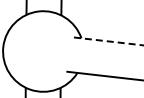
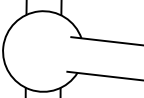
line: dashed -> solid (107, 41)
